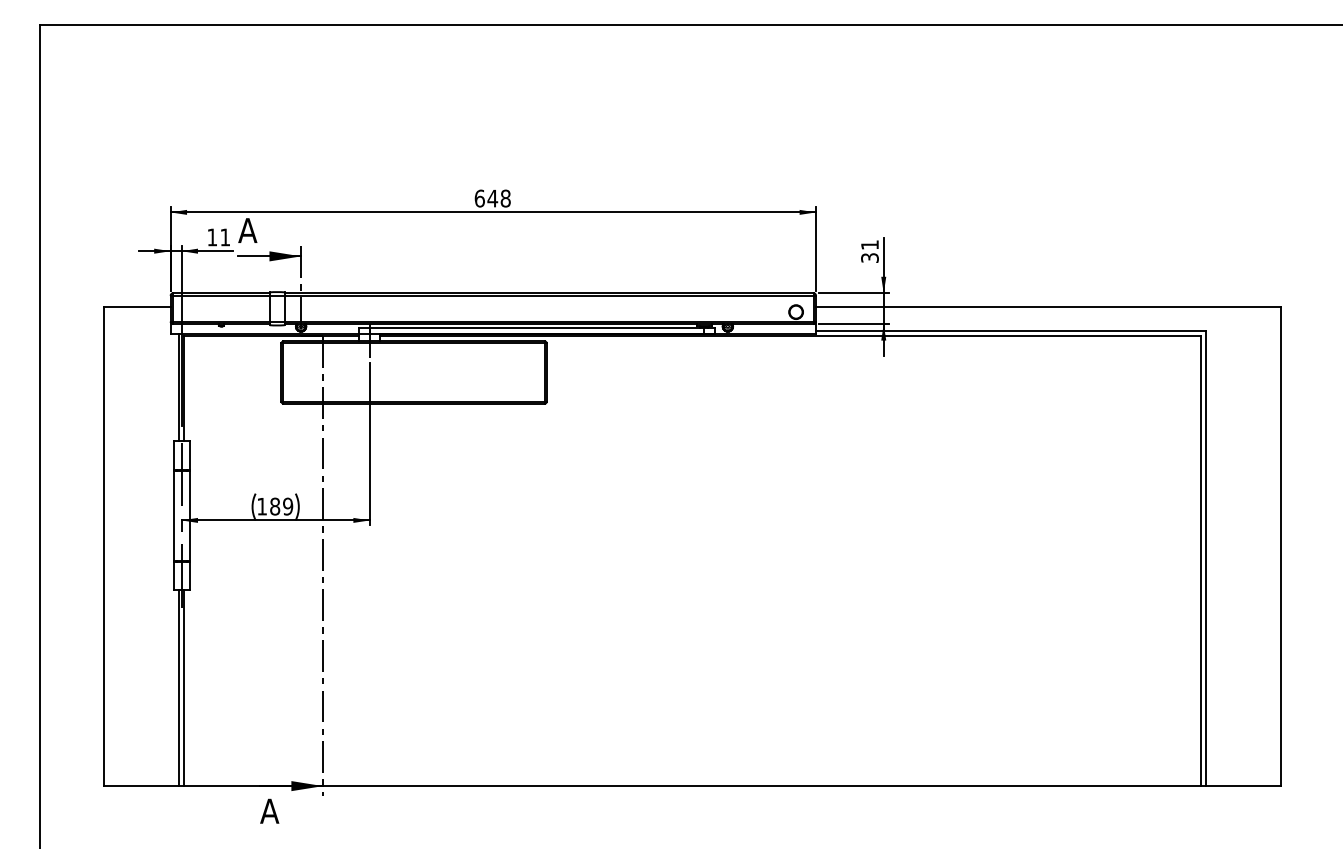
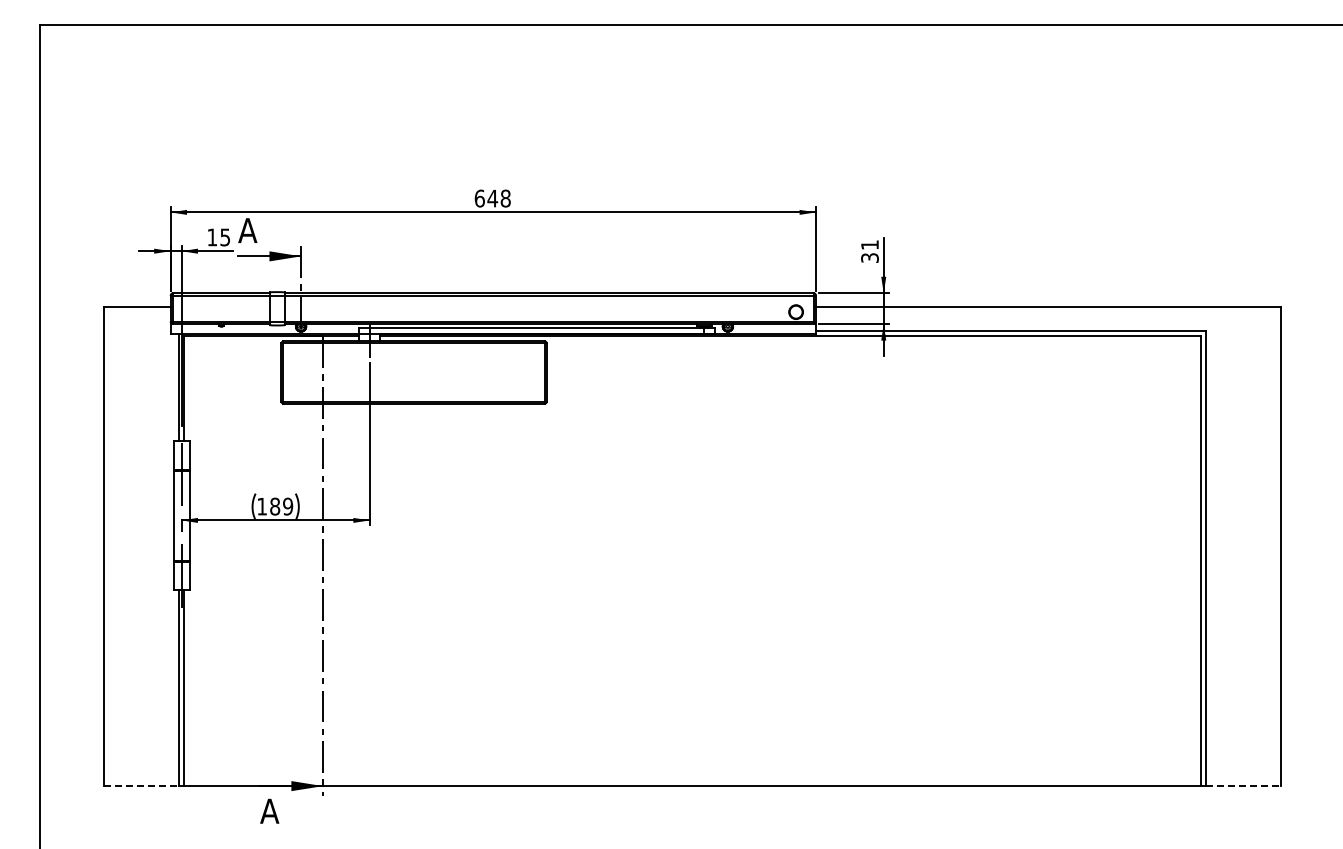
text: 11 -> 15 (224, 237)
line: solid -> dashed (142, 785)
line: solid -> dashed (1243, 785)
